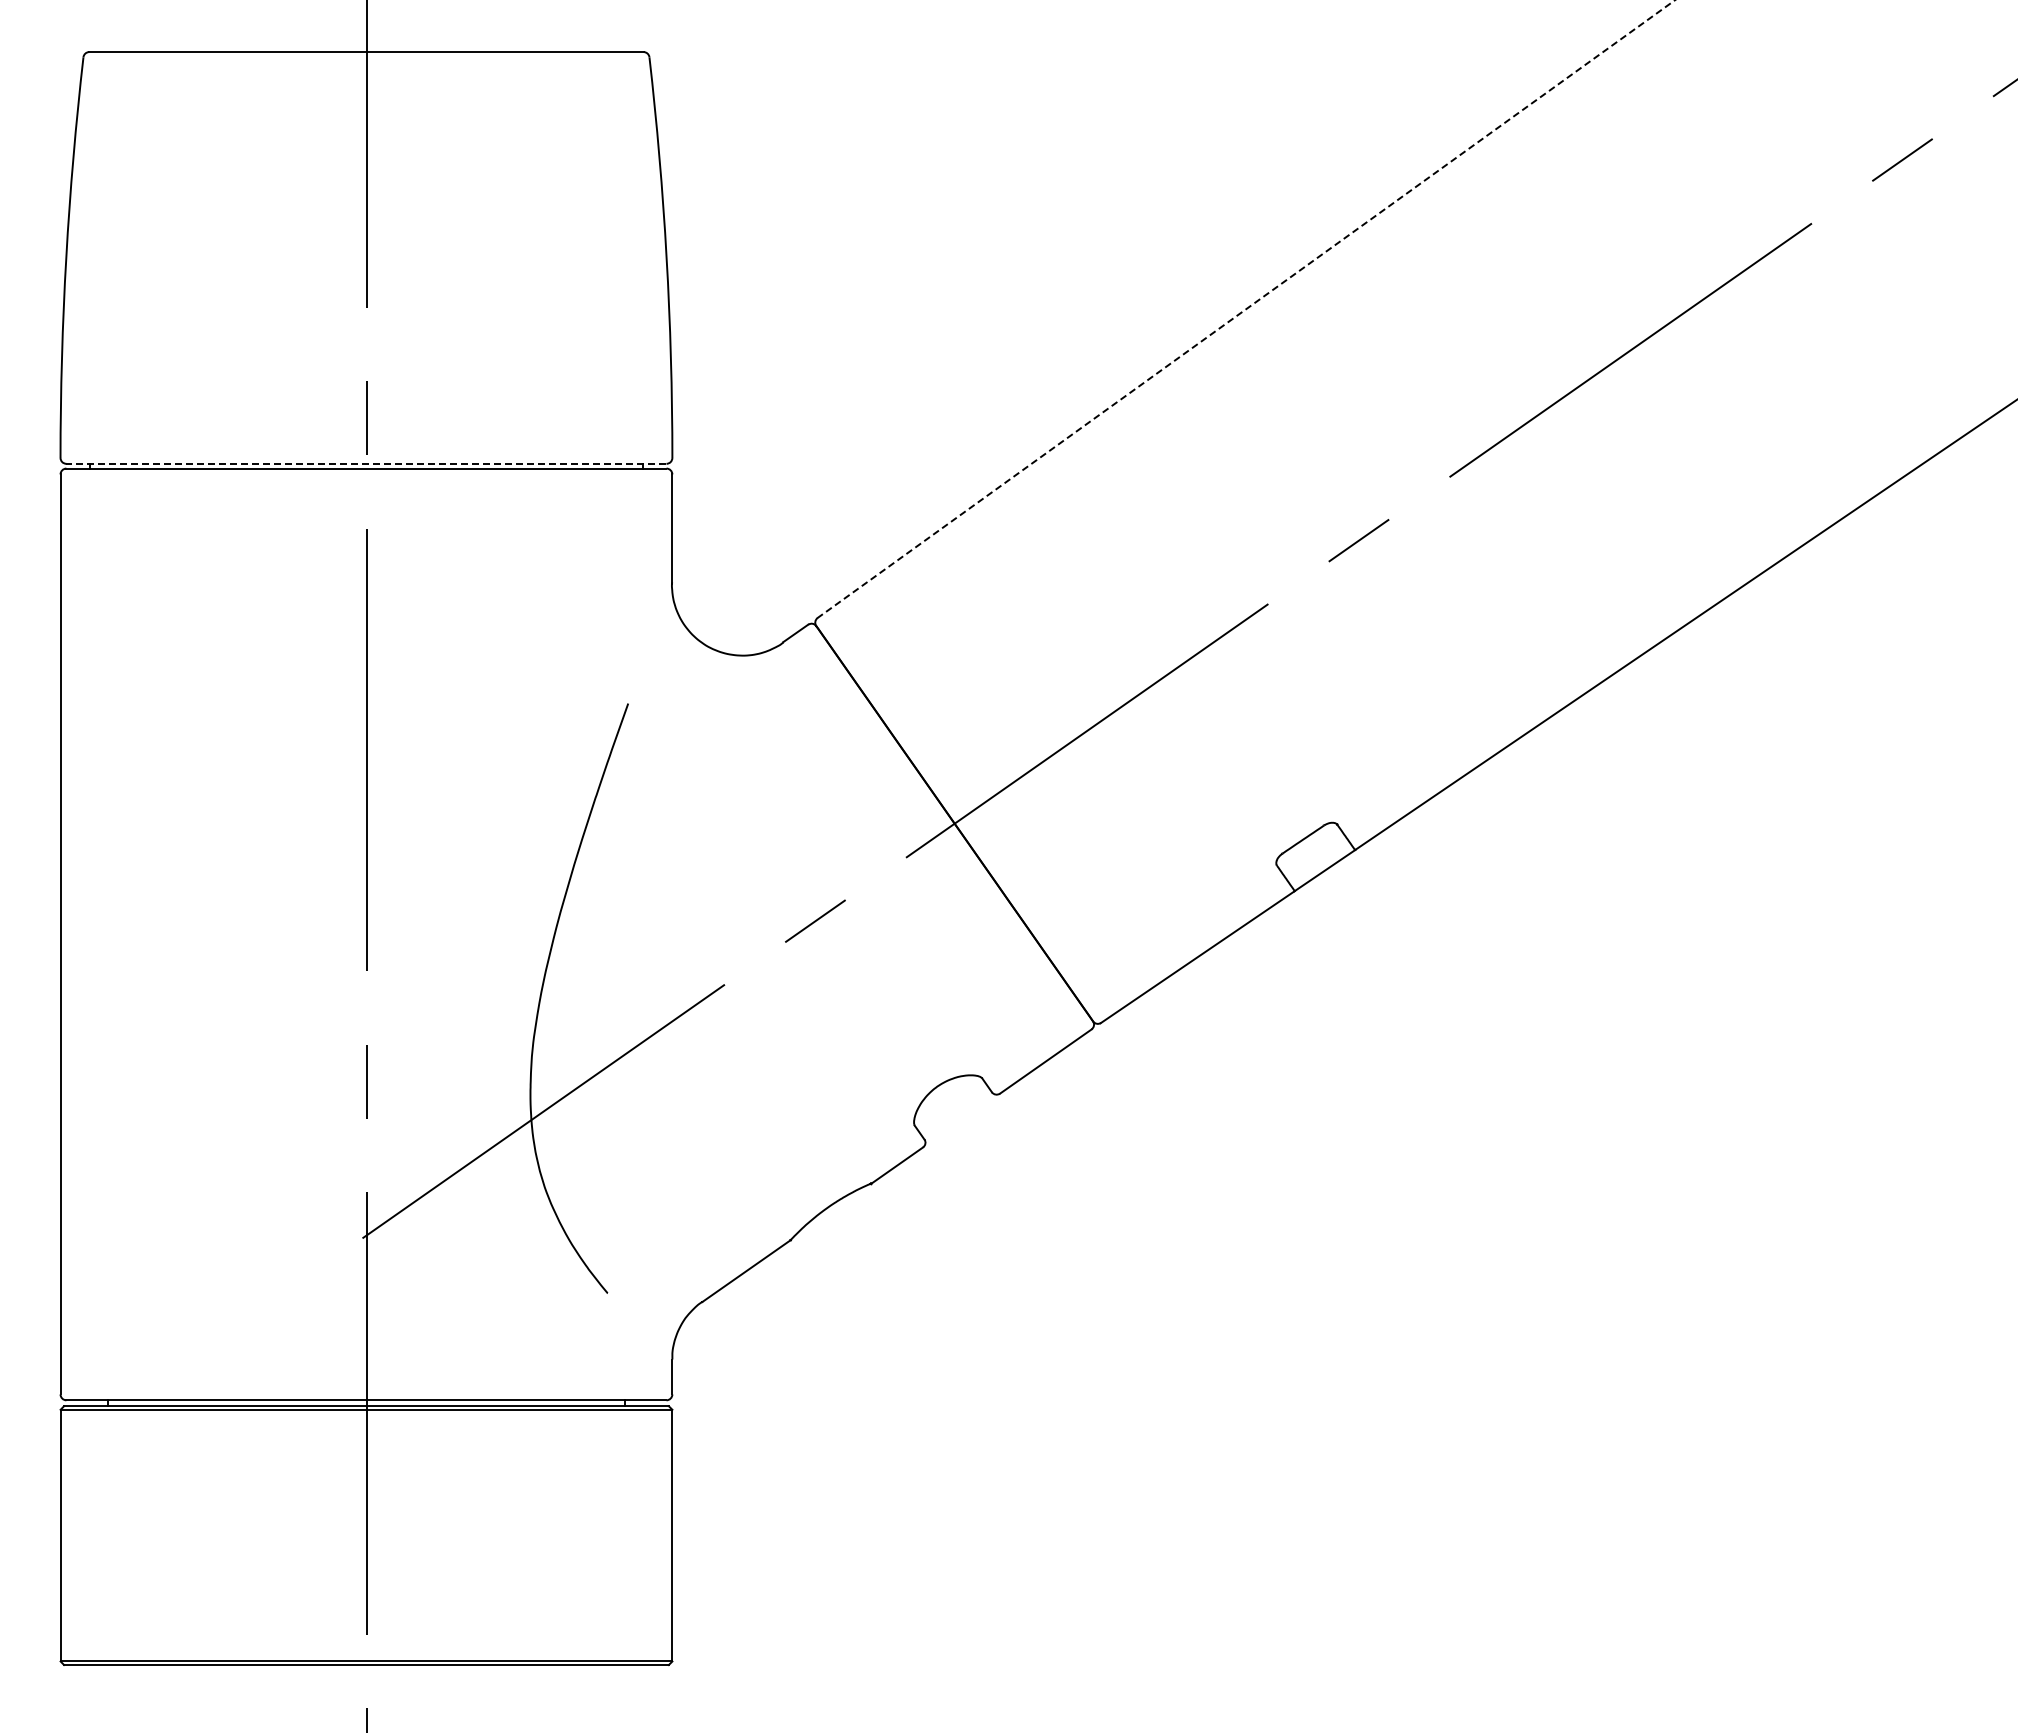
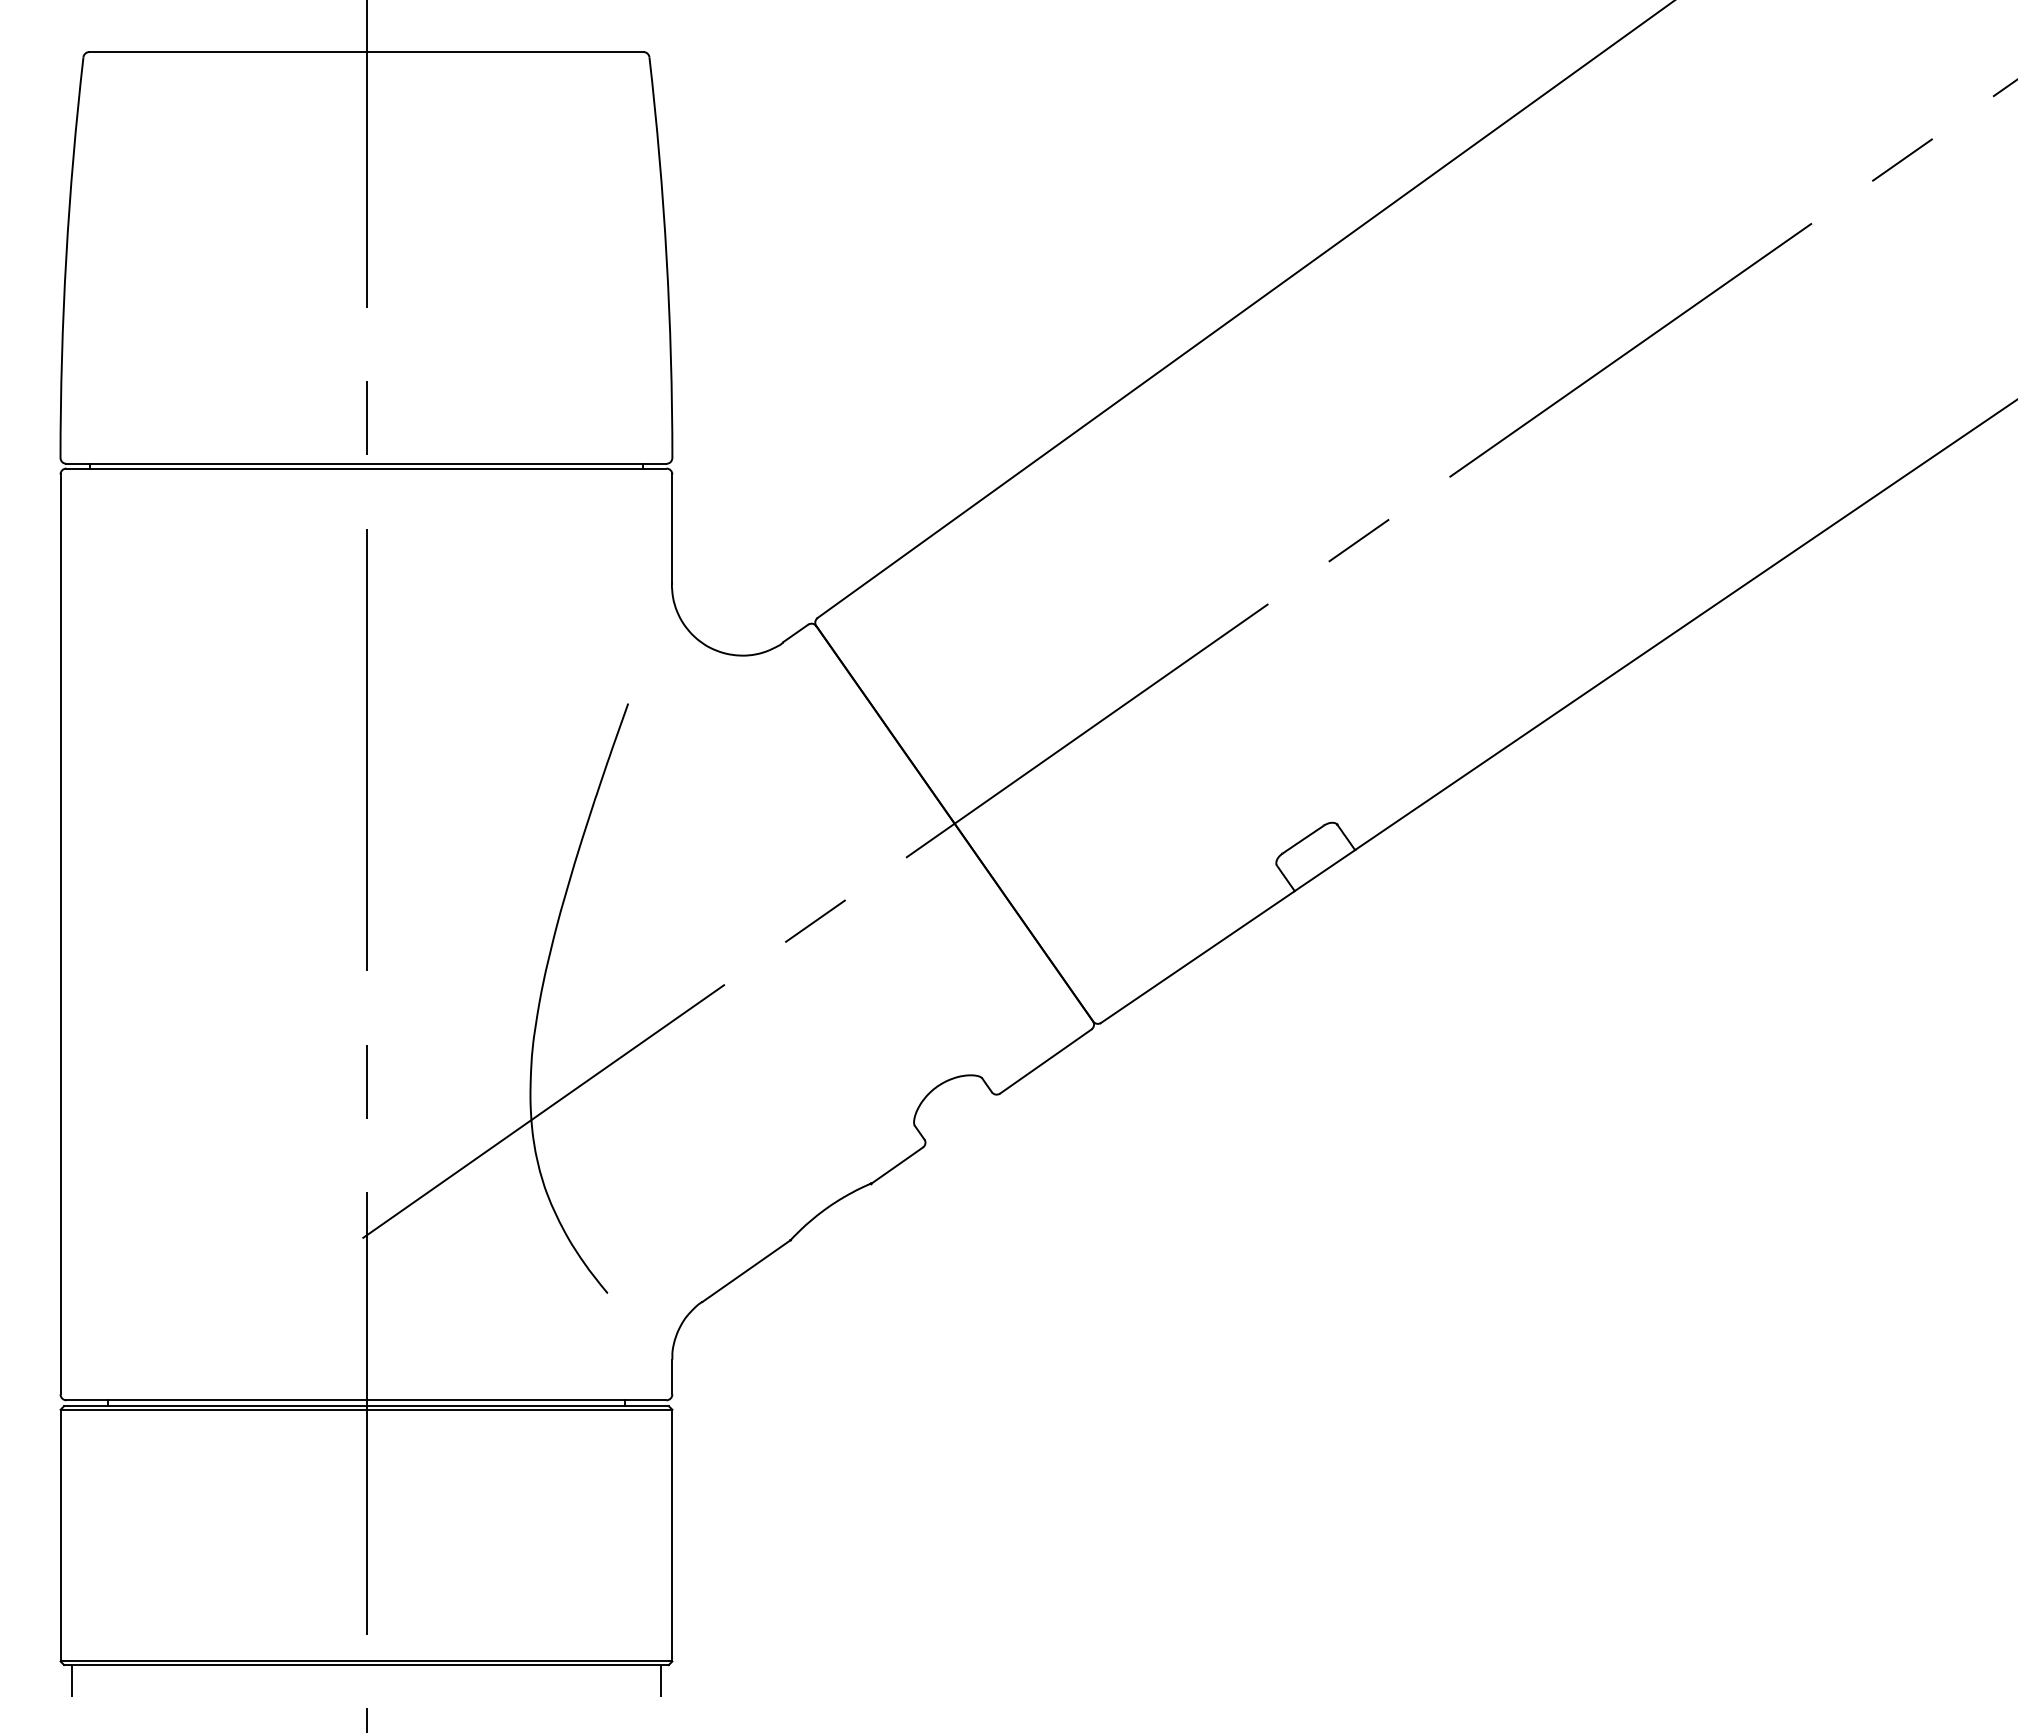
line: dashed -> solid (1245, 309)
line: dashed -> solid (365, 463)
line: none -> present (72, 1680)
line: none -> present (660, 1680)
